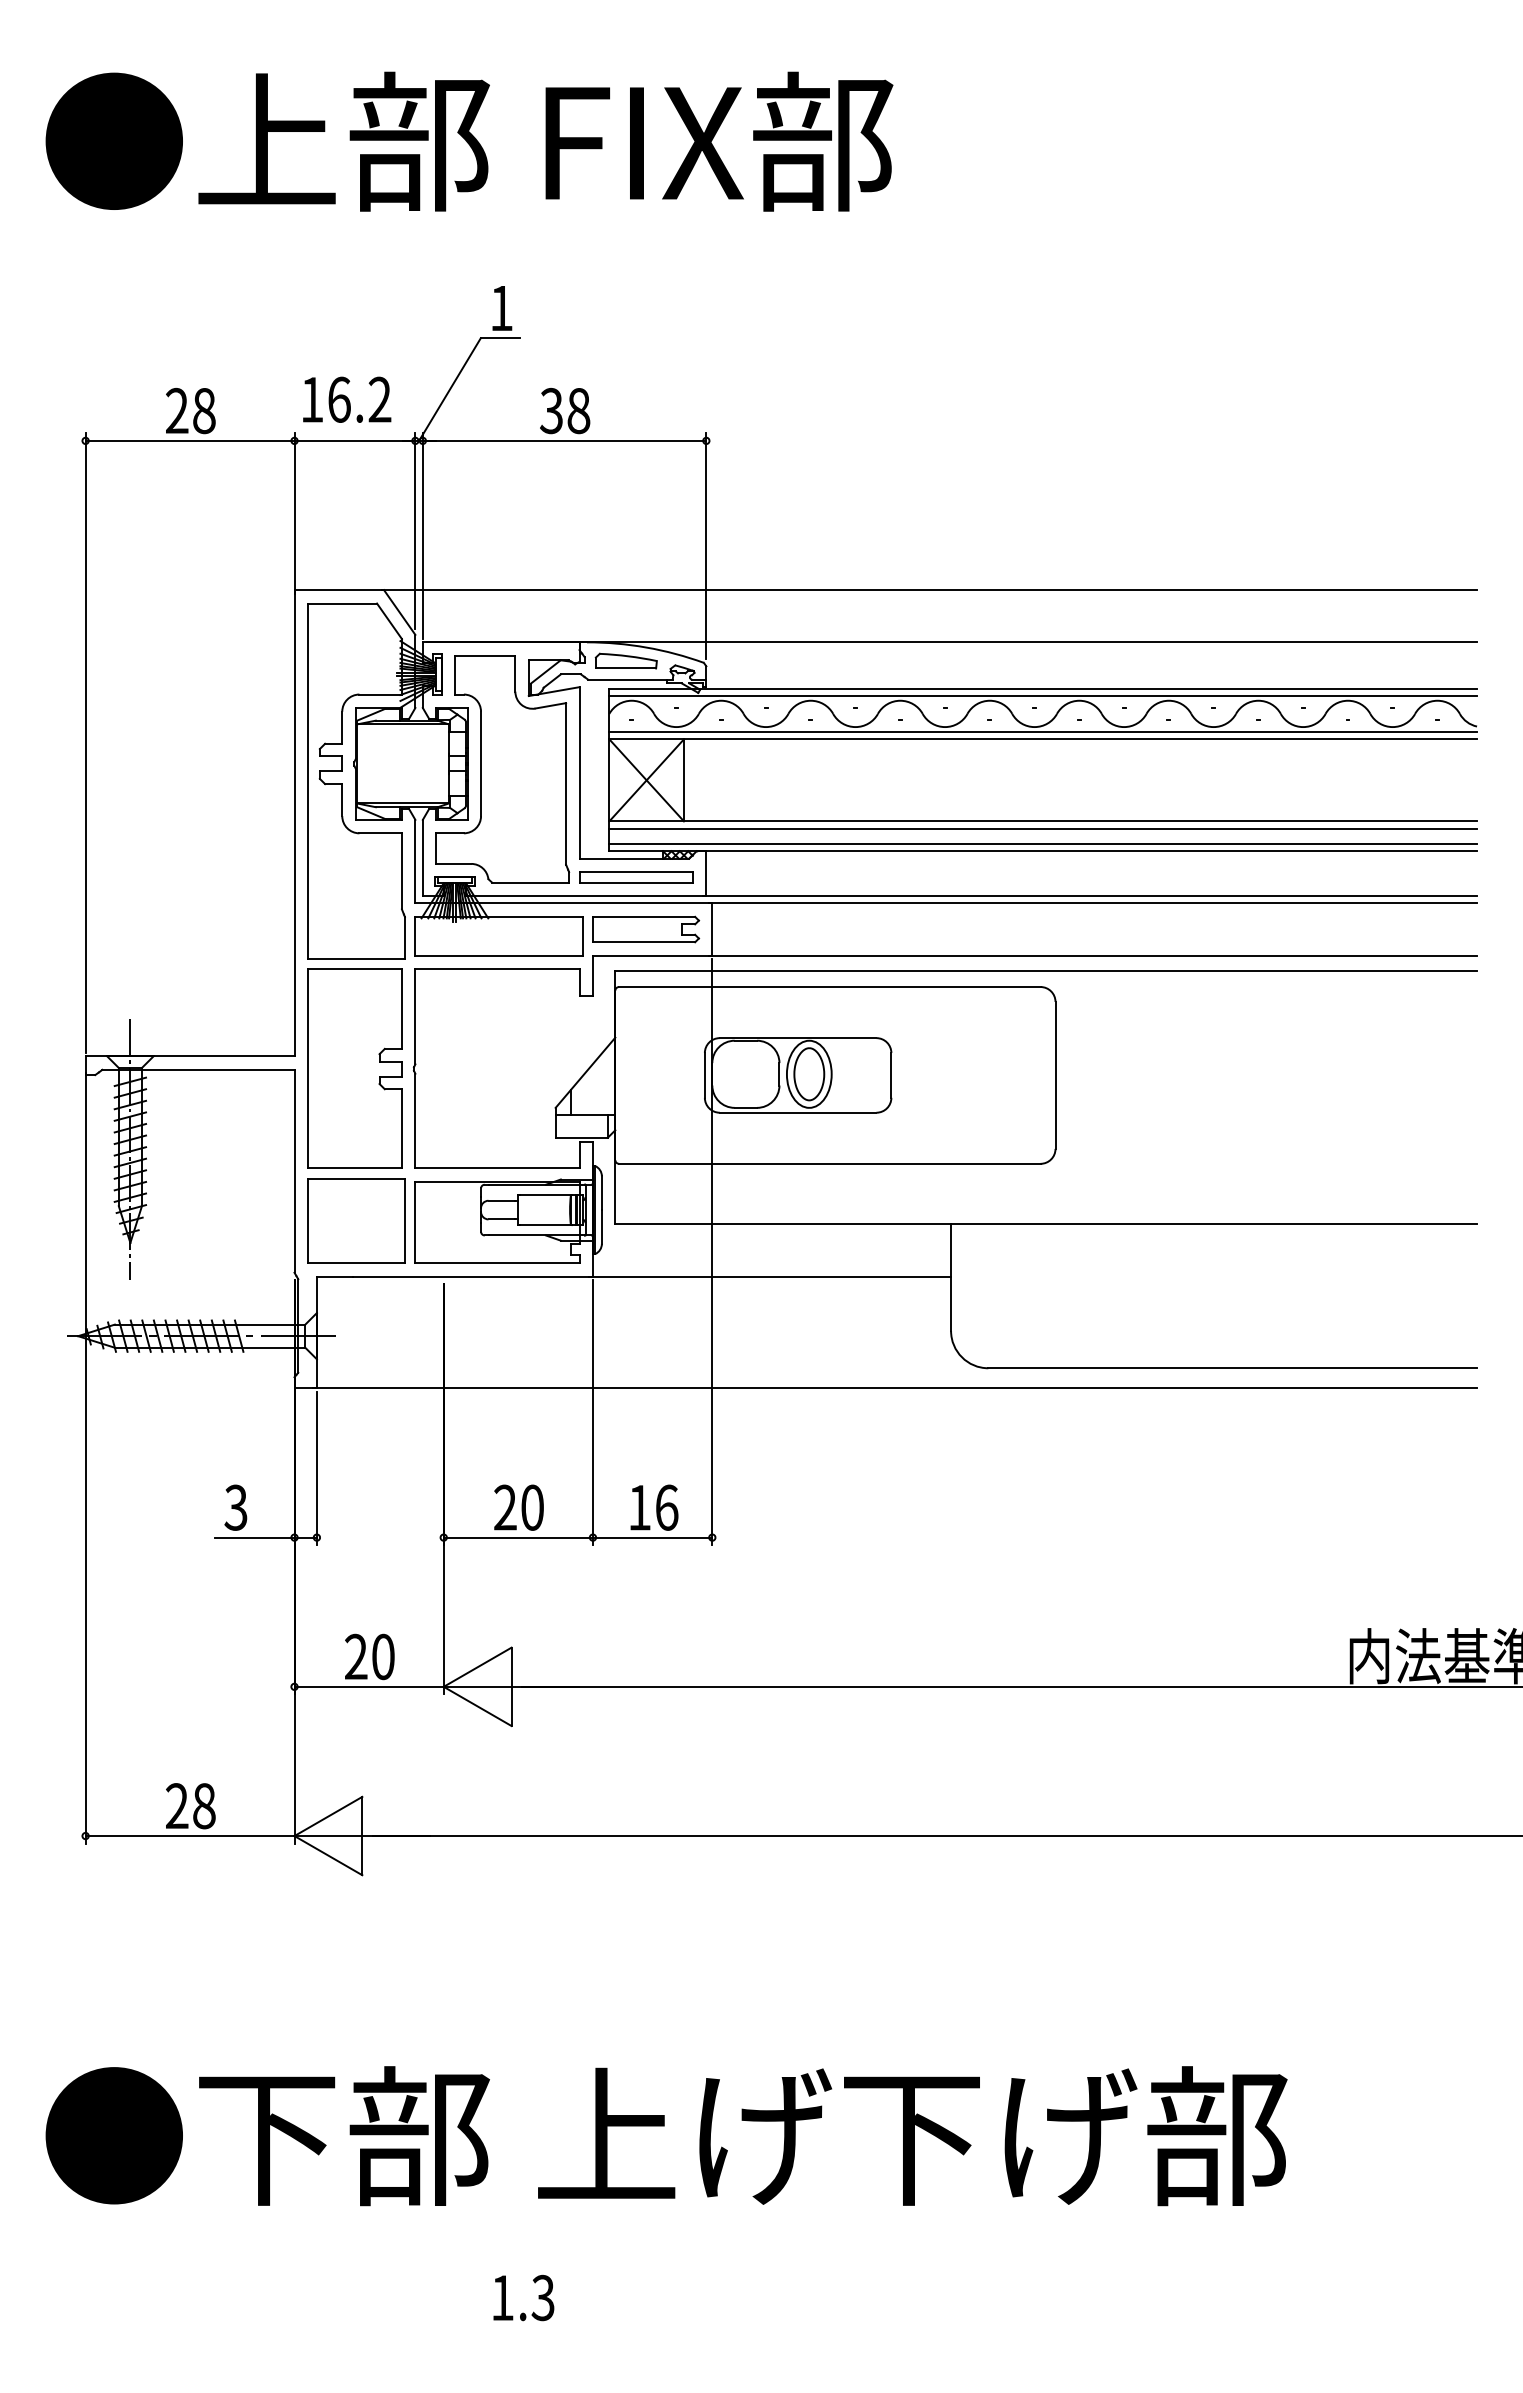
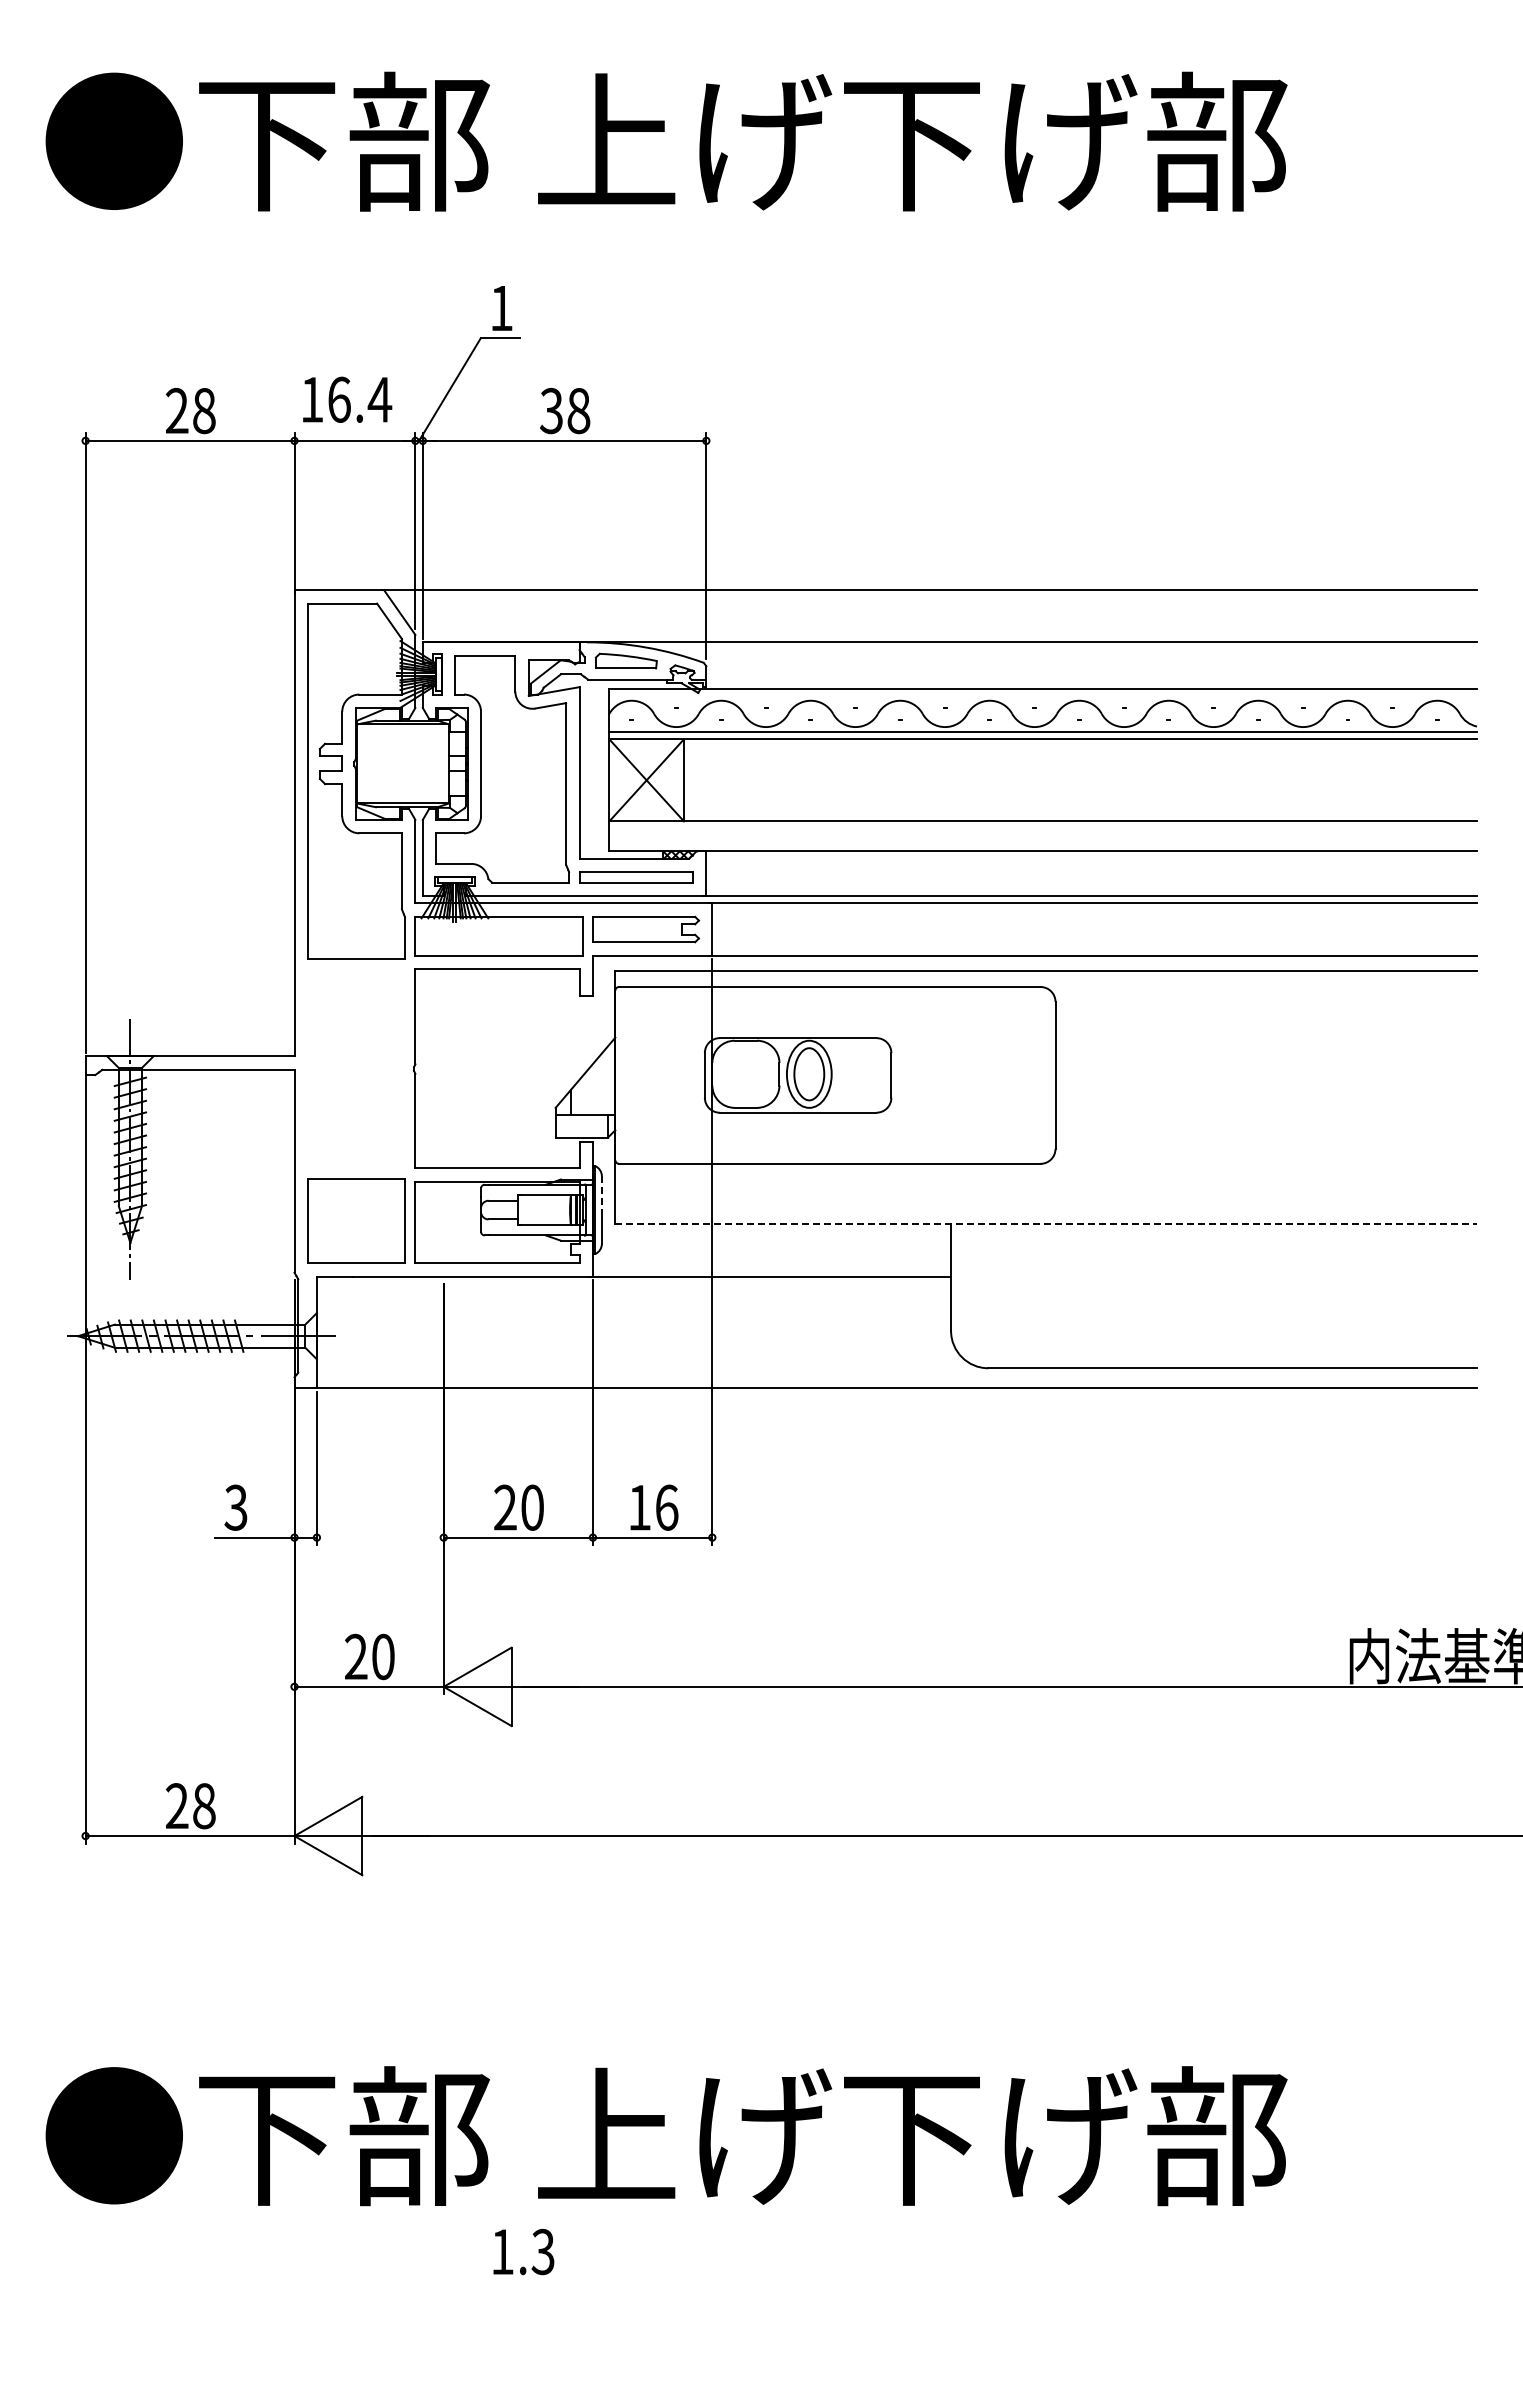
text: ●上部 FIX部 -> ●下部 上げ下げ部 (742, 141)
text: 16.2 -> 16.4 (379, 399)
line: present -> none (1043, 696)
line: present -> none (1043, 828)
line: present -> none (1043, 843)
part: present -> none (354, 1068)
line: solid -> dashed (601, 1193)
line: solid -> dashed (1046, 1224)
text position: (523, 2297) -> (523, 2251) (523, 2251)
